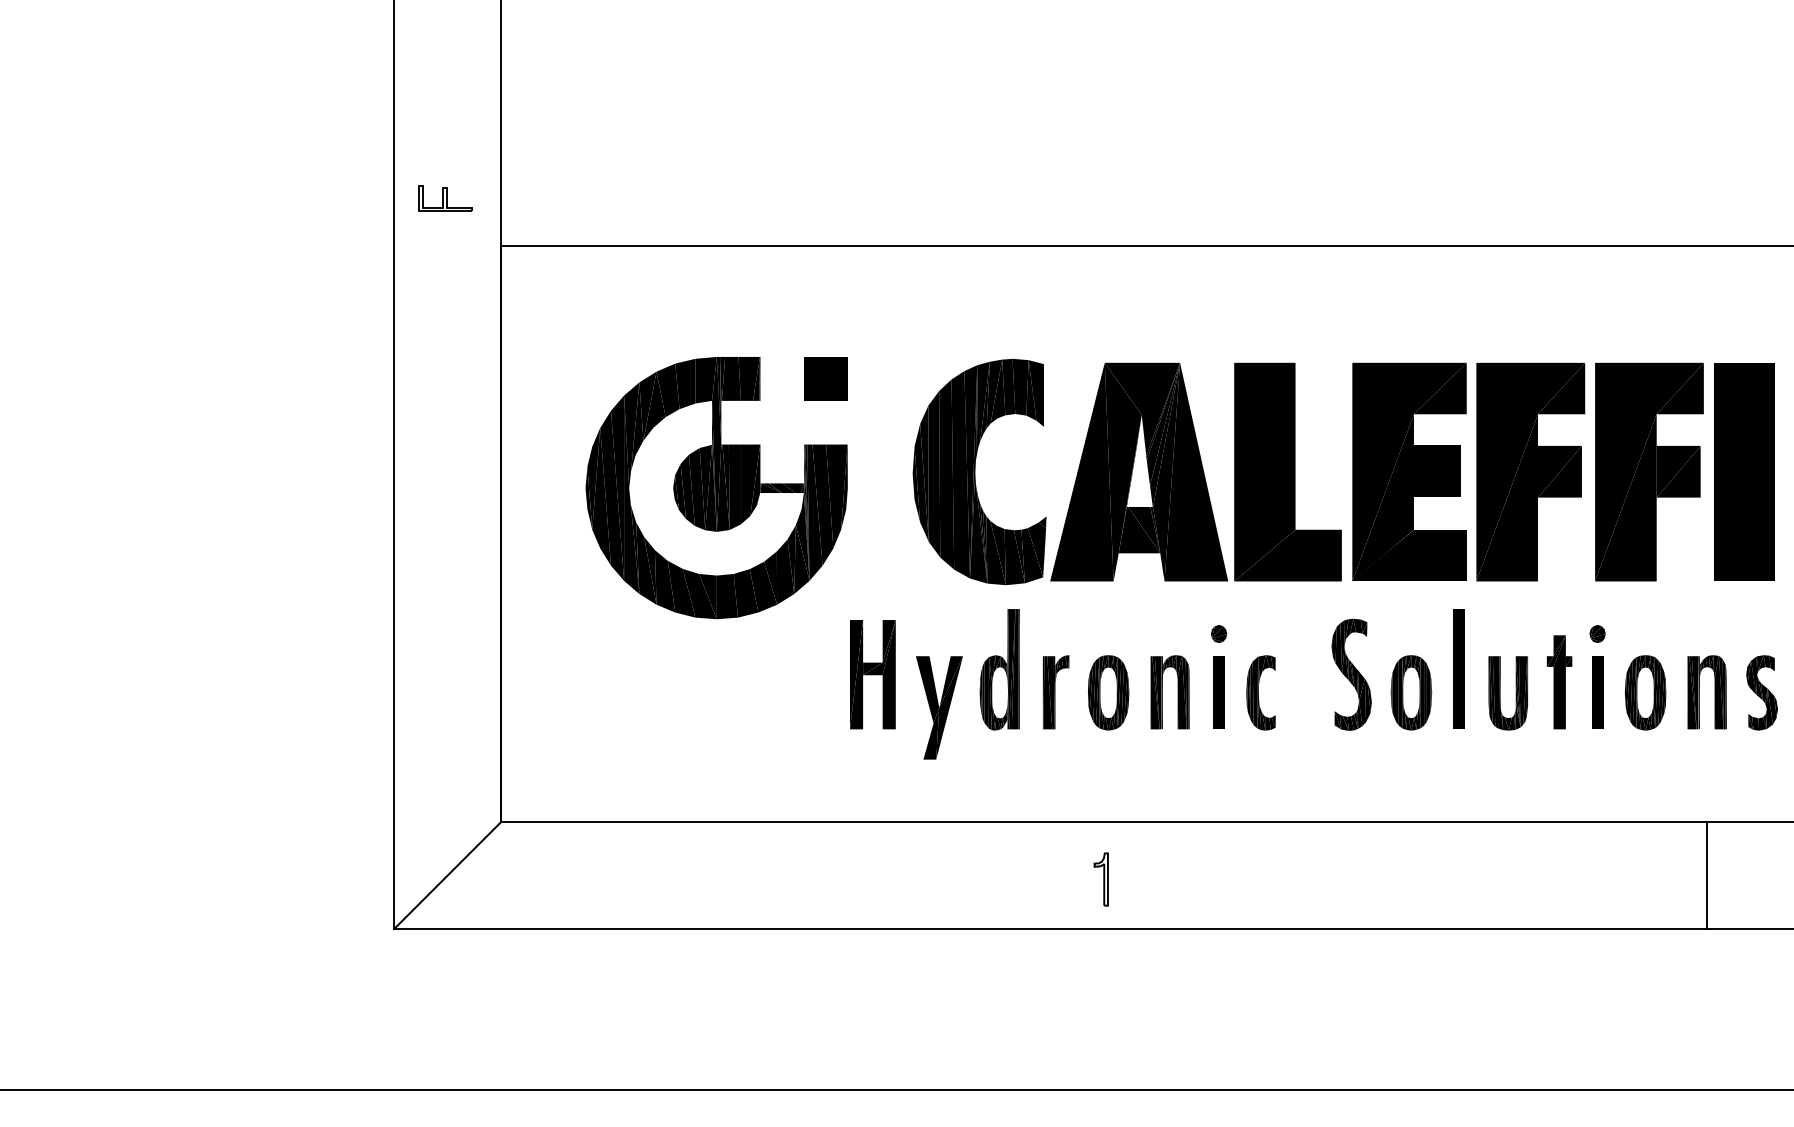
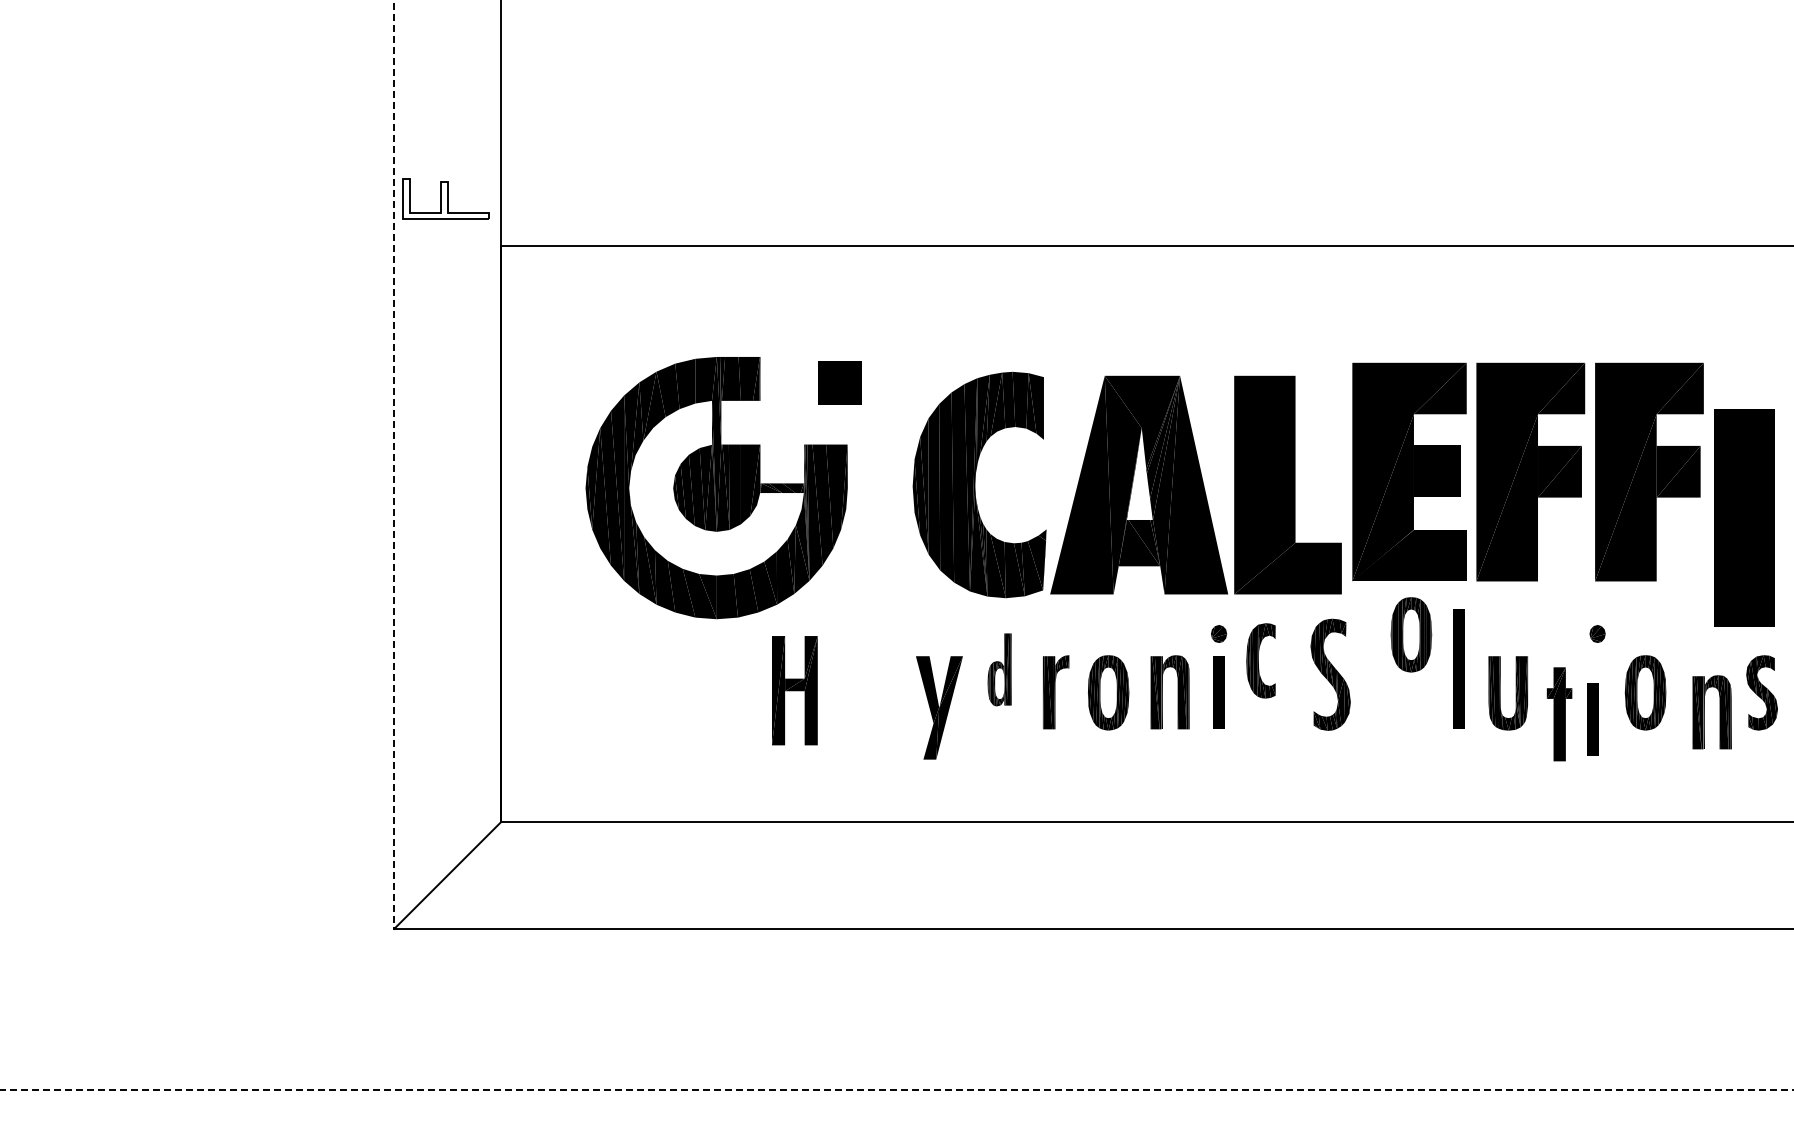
part size: 55x27 px -> 88x42 px (445, 198)
part position: (825, 378) -> (839, 382) (839, 382)
line: solid -> dashed (394, 465)
part position: (1126, 471) -> (1126, 484) (1126, 484)
part position: (1744, 471) -> (1744, 517) (1744, 517)
part size: 41x122 px -> 25x74 px (999, 669)
part position: (872, 674) -> (794, 690) (794, 690)
part position: (1351, 674) -> (1330, 674) (1330, 674)
part position: (1559, 682) -> (1559, 714) (1559, 714)
part position: (1260, 692) -> (1260, 660) (1260, 660)
part position: (1411, 692) -> (1411, 634) (1411, 634)
part position: (1597, 692) -> (1592, 719) (1592, 719)
part position: (1699, 692) -> (1704, 712) (1704, 712)
line: present -> none (1707, 874)
part: present -> none (1100, 879)
line: solid -> dashed (897, 1089)
